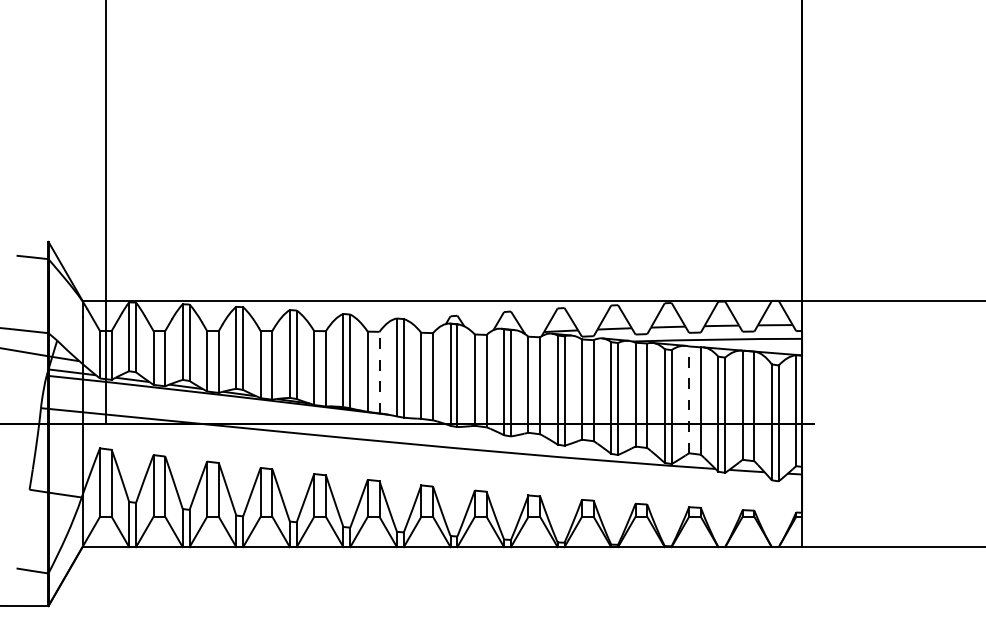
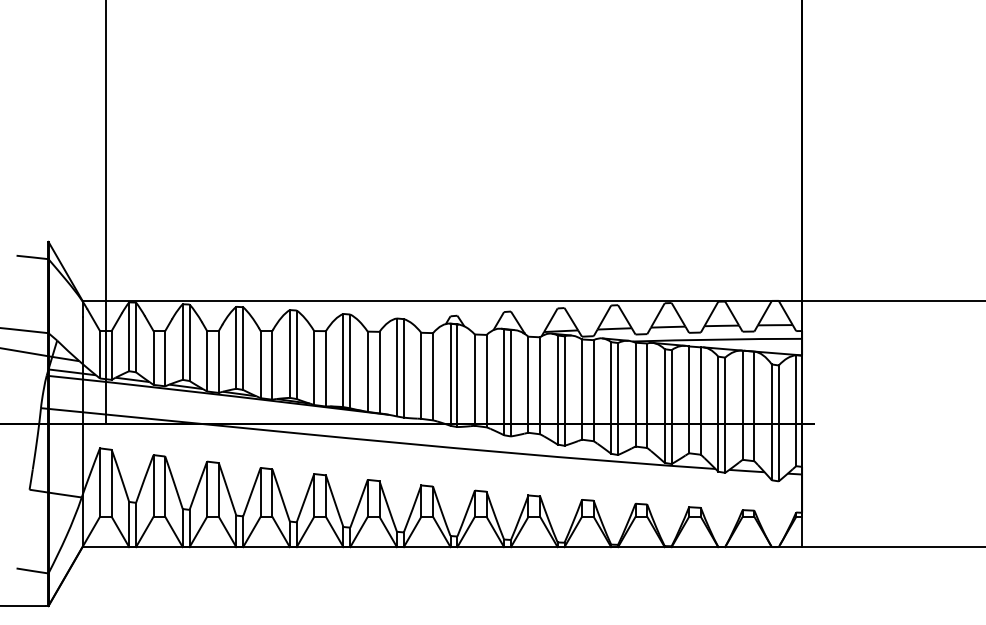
line: dashed -> solid (379, 372)
line: dashed -> solid (689, 399)
